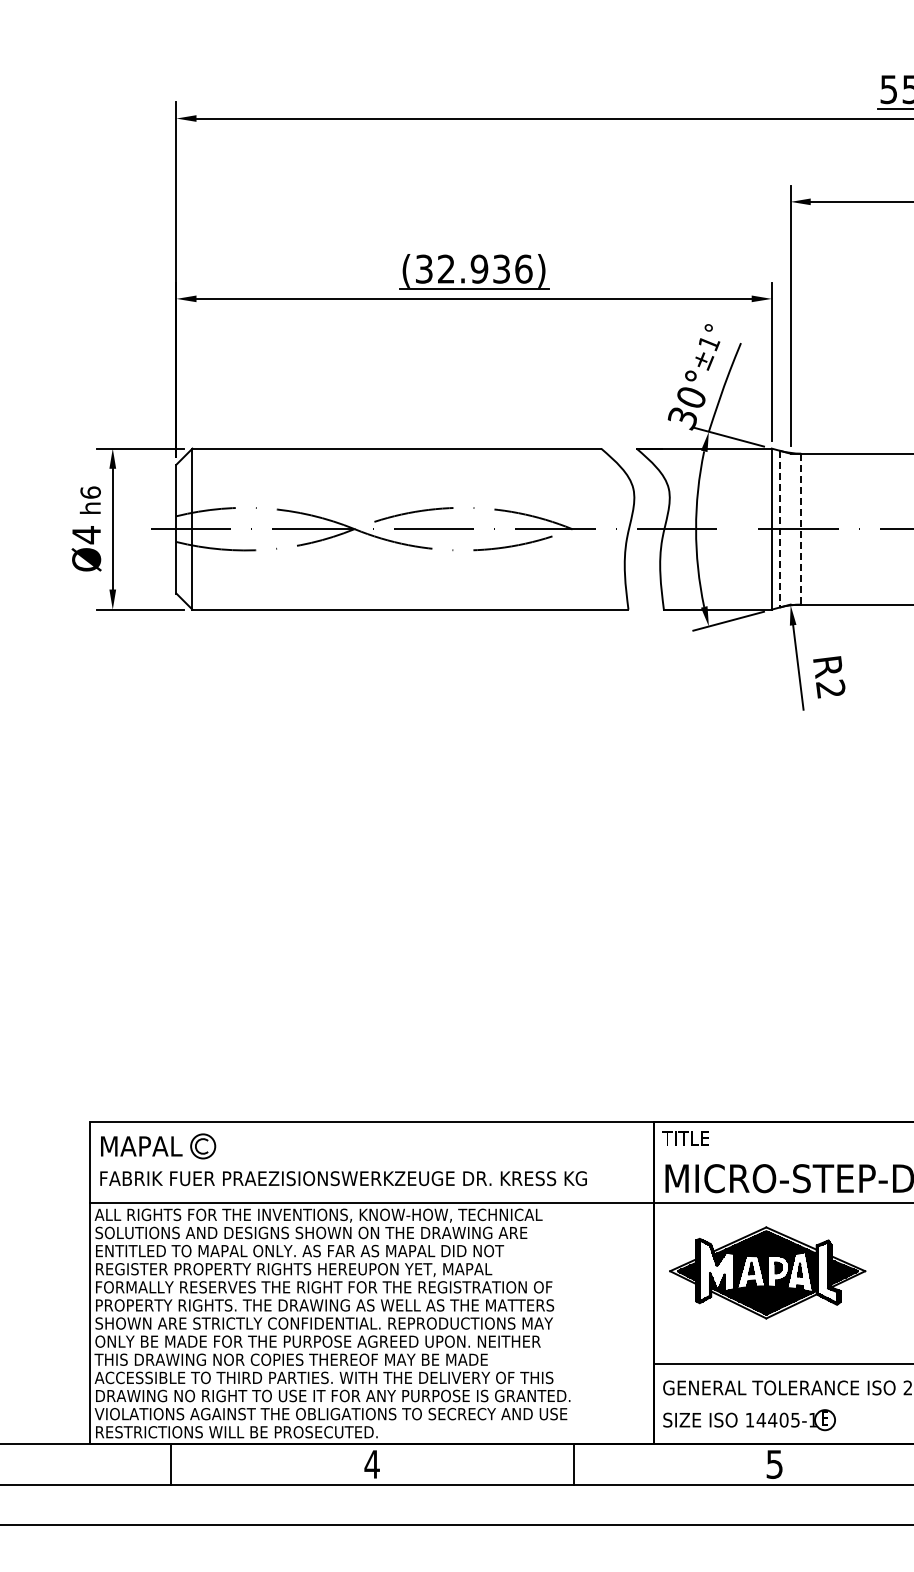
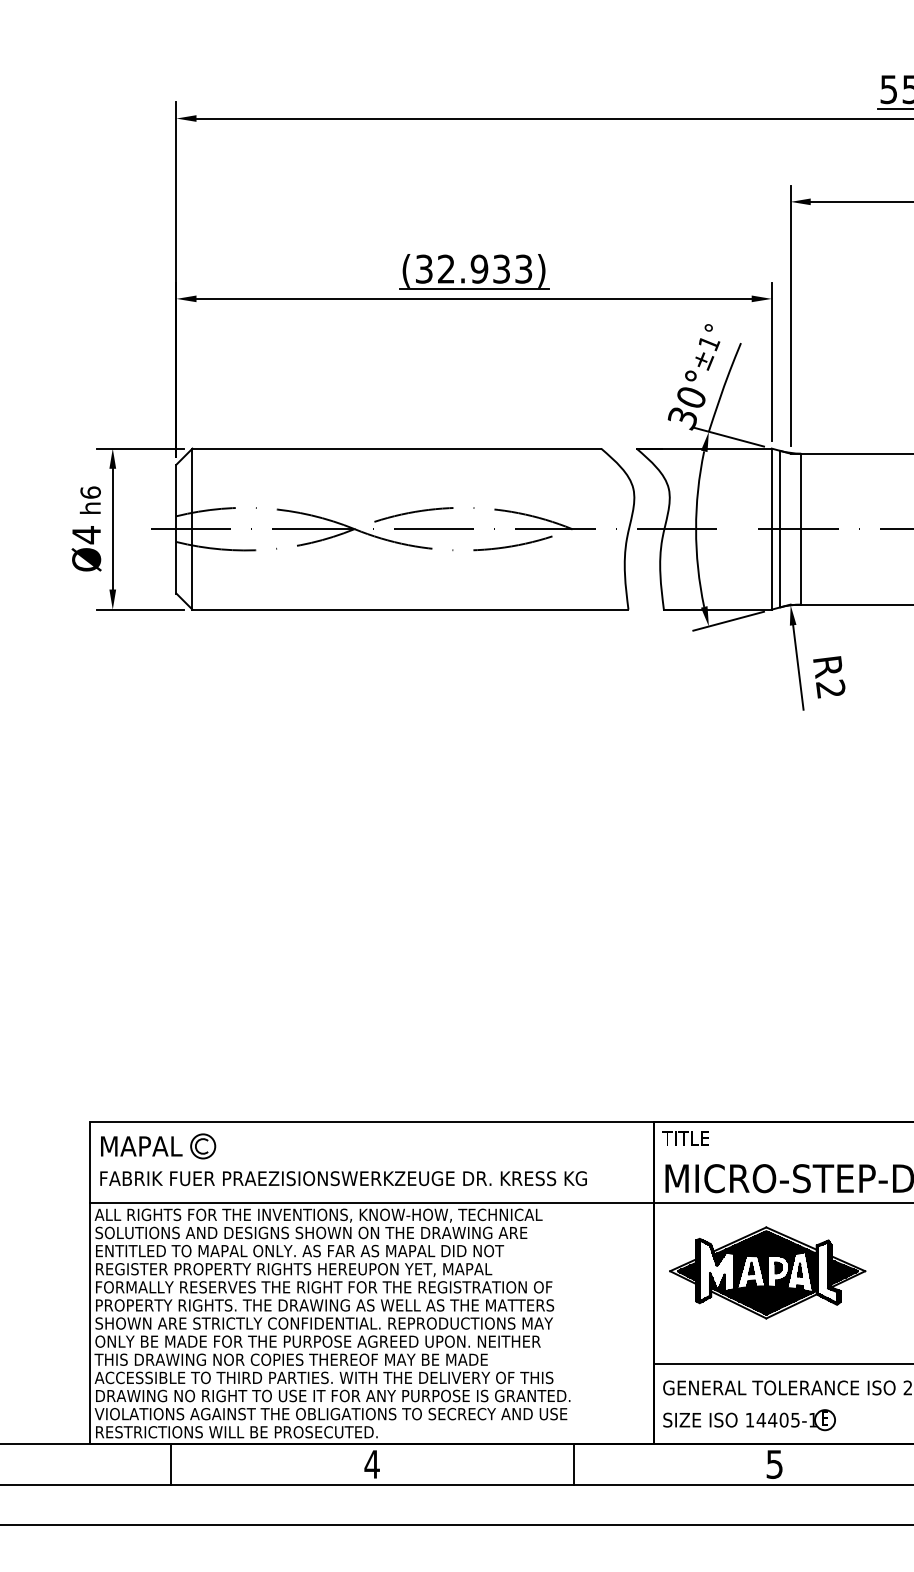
text: (32.936) -> (32.933) (523, 268)
line: dashed -> solid (780, 529)
line: dashed -> solid (801, 529)
